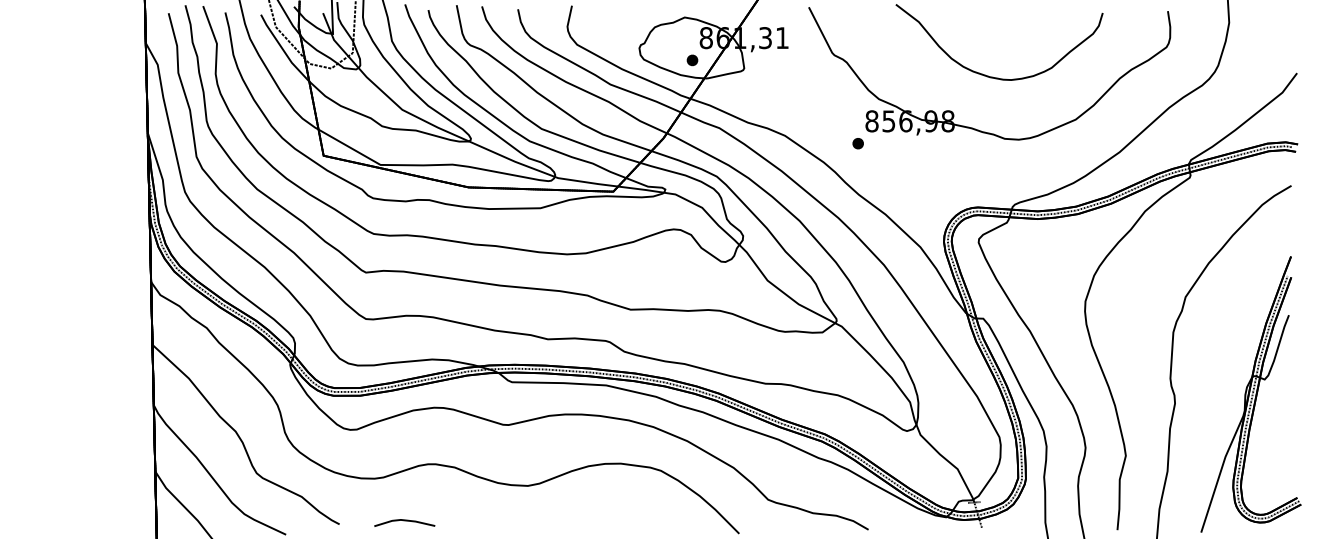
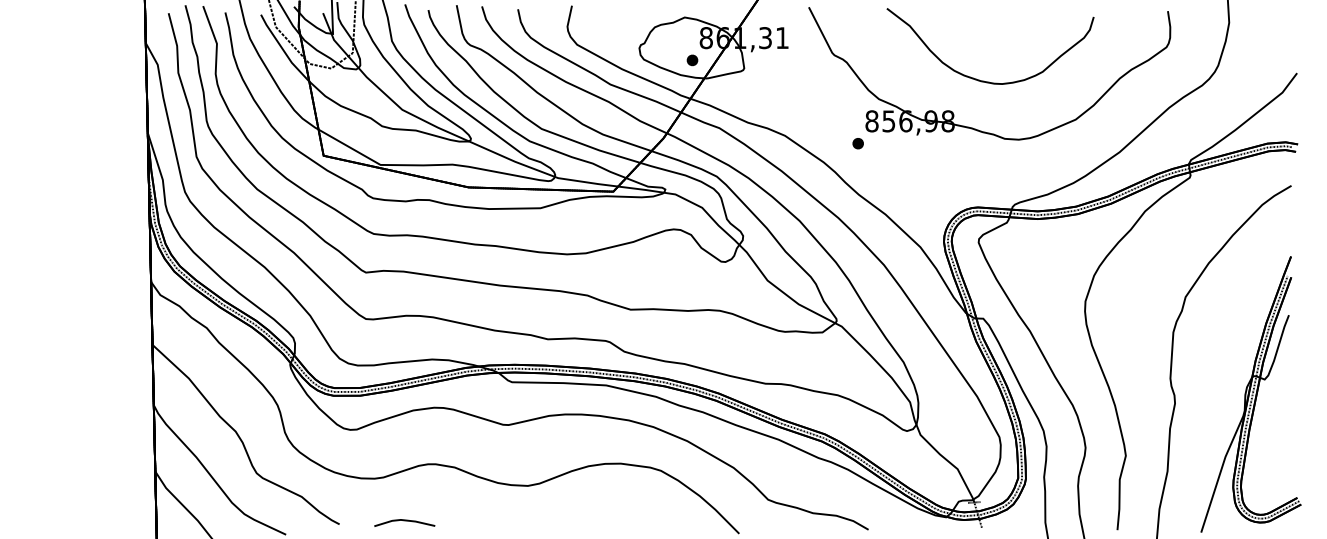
curve position: (993, 76) -> (984, 80) (984, 80)
